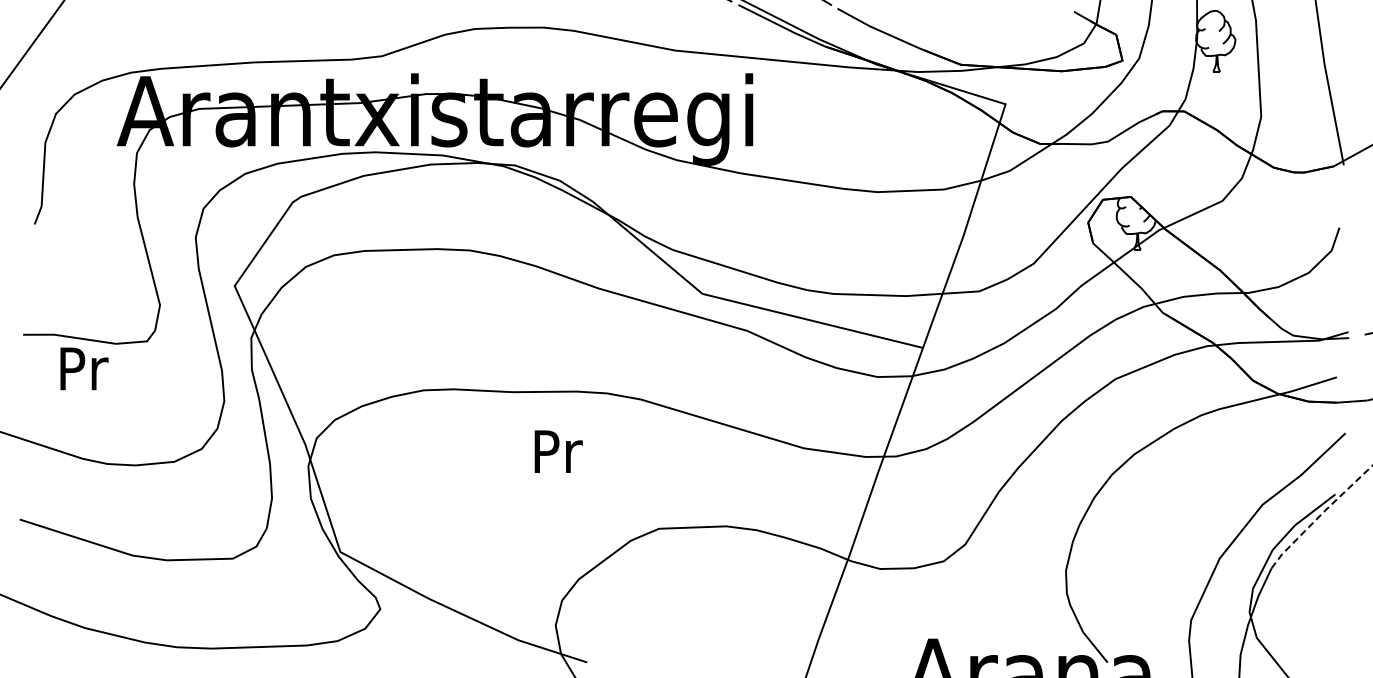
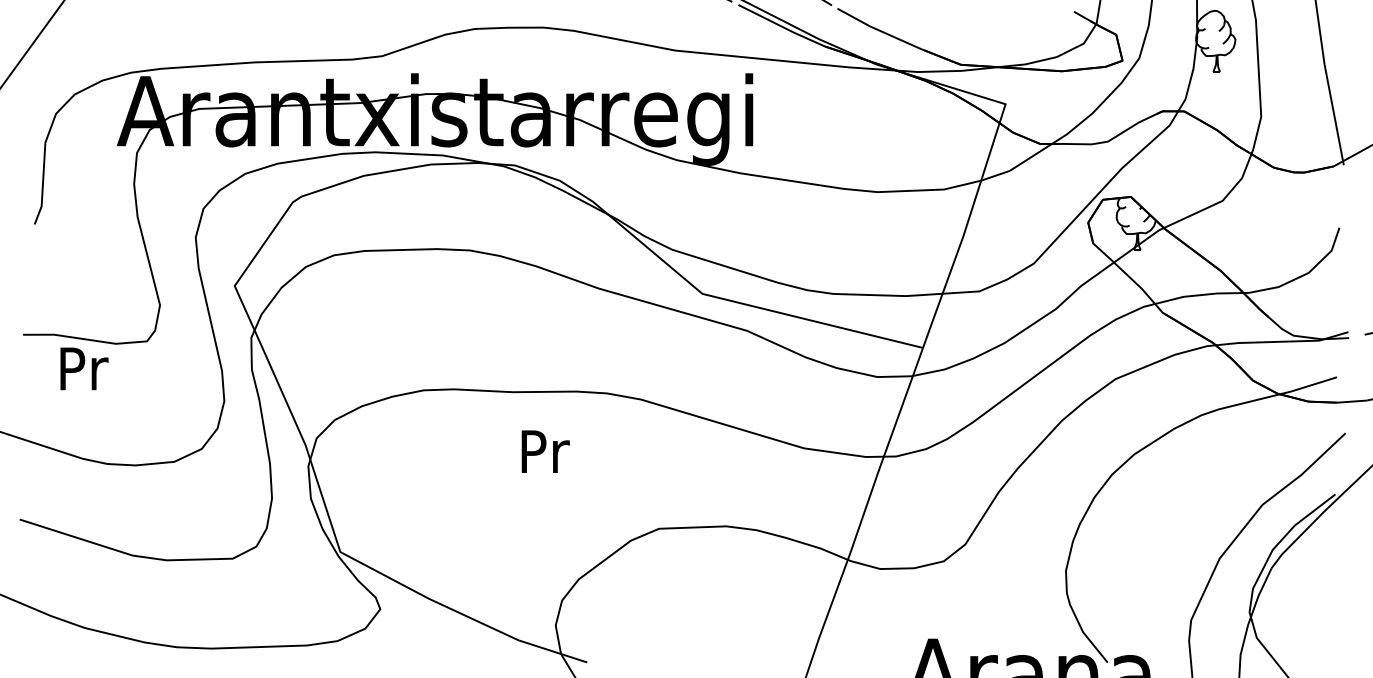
text position: (558, 451) -> (545, 451) (545, 451)
line: dashed -> solid (1320, 515)
